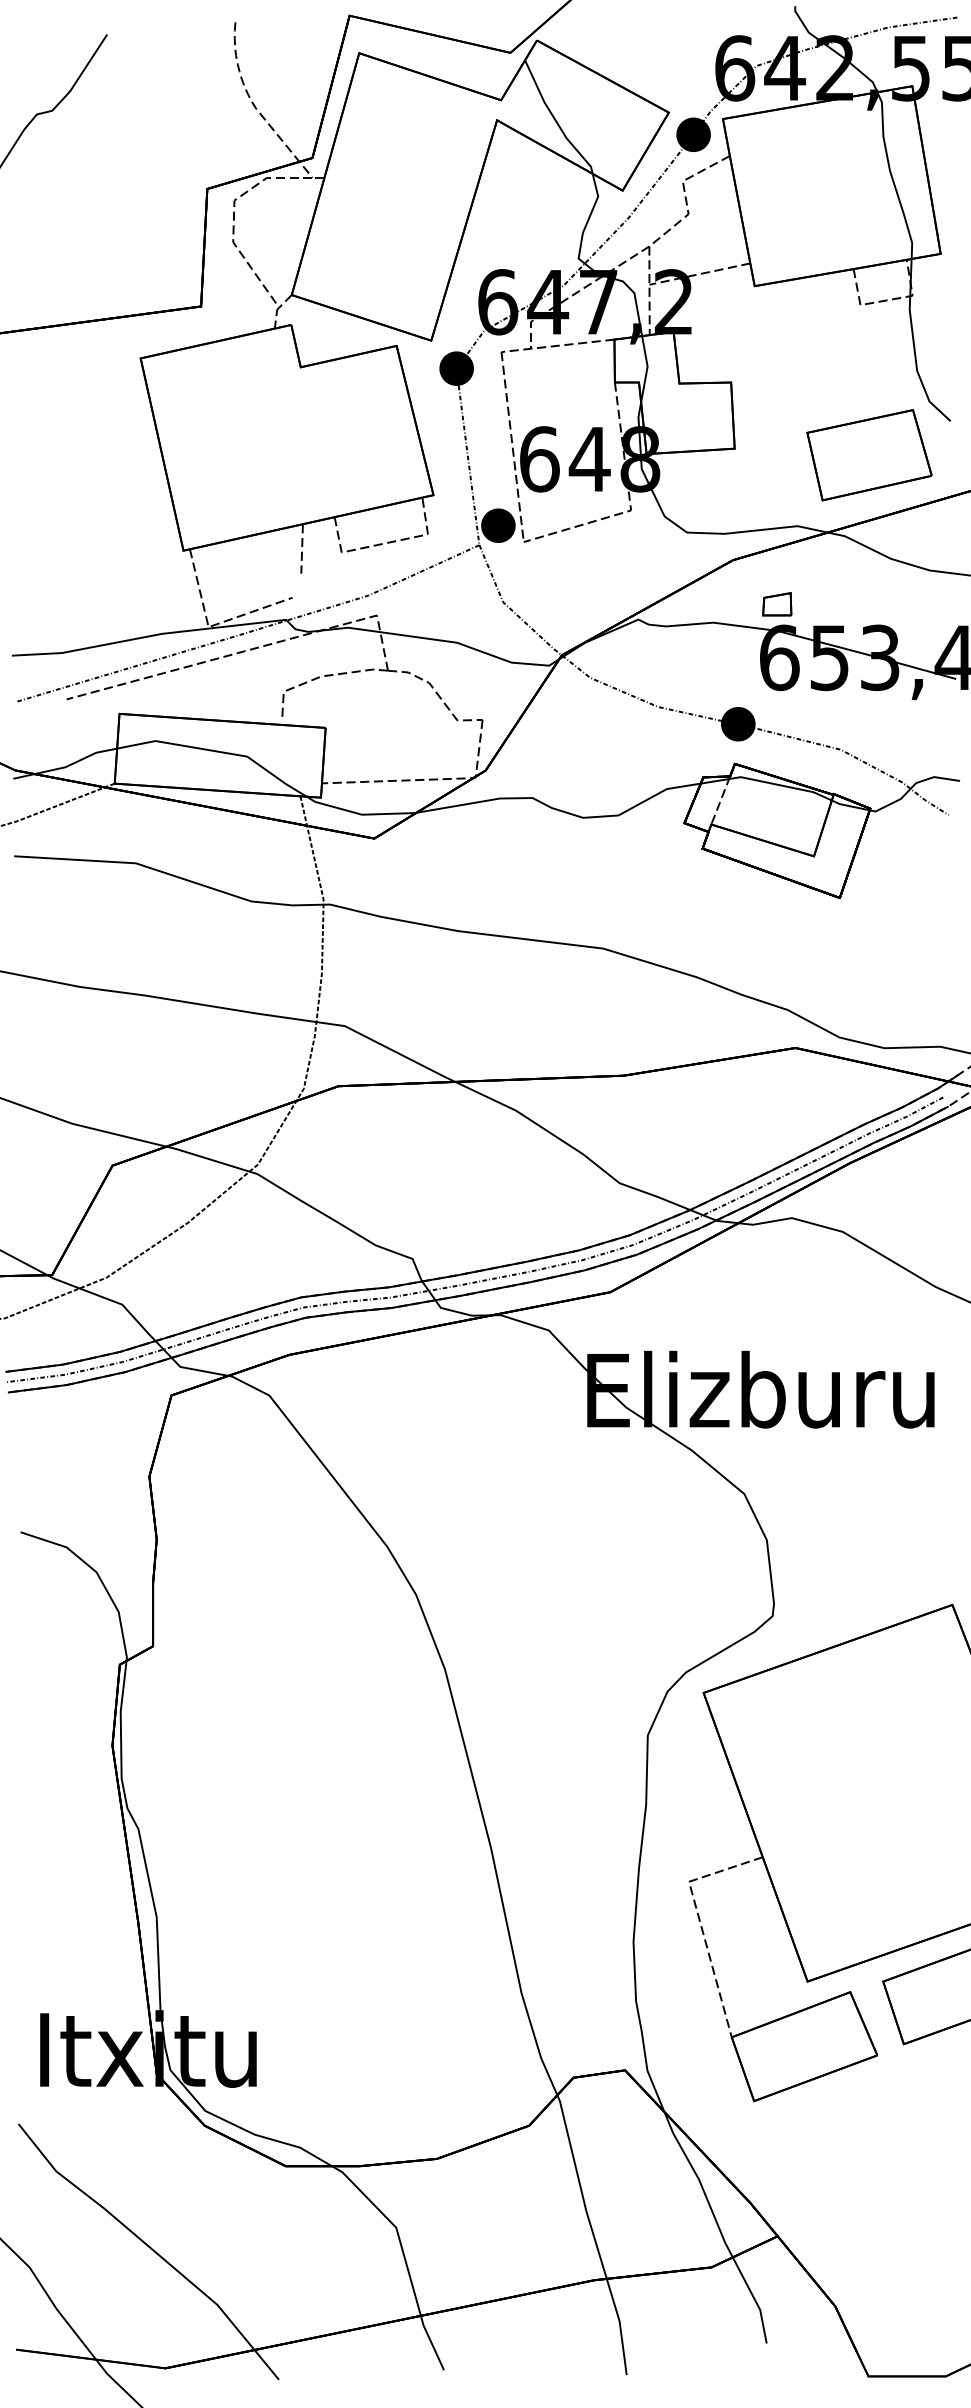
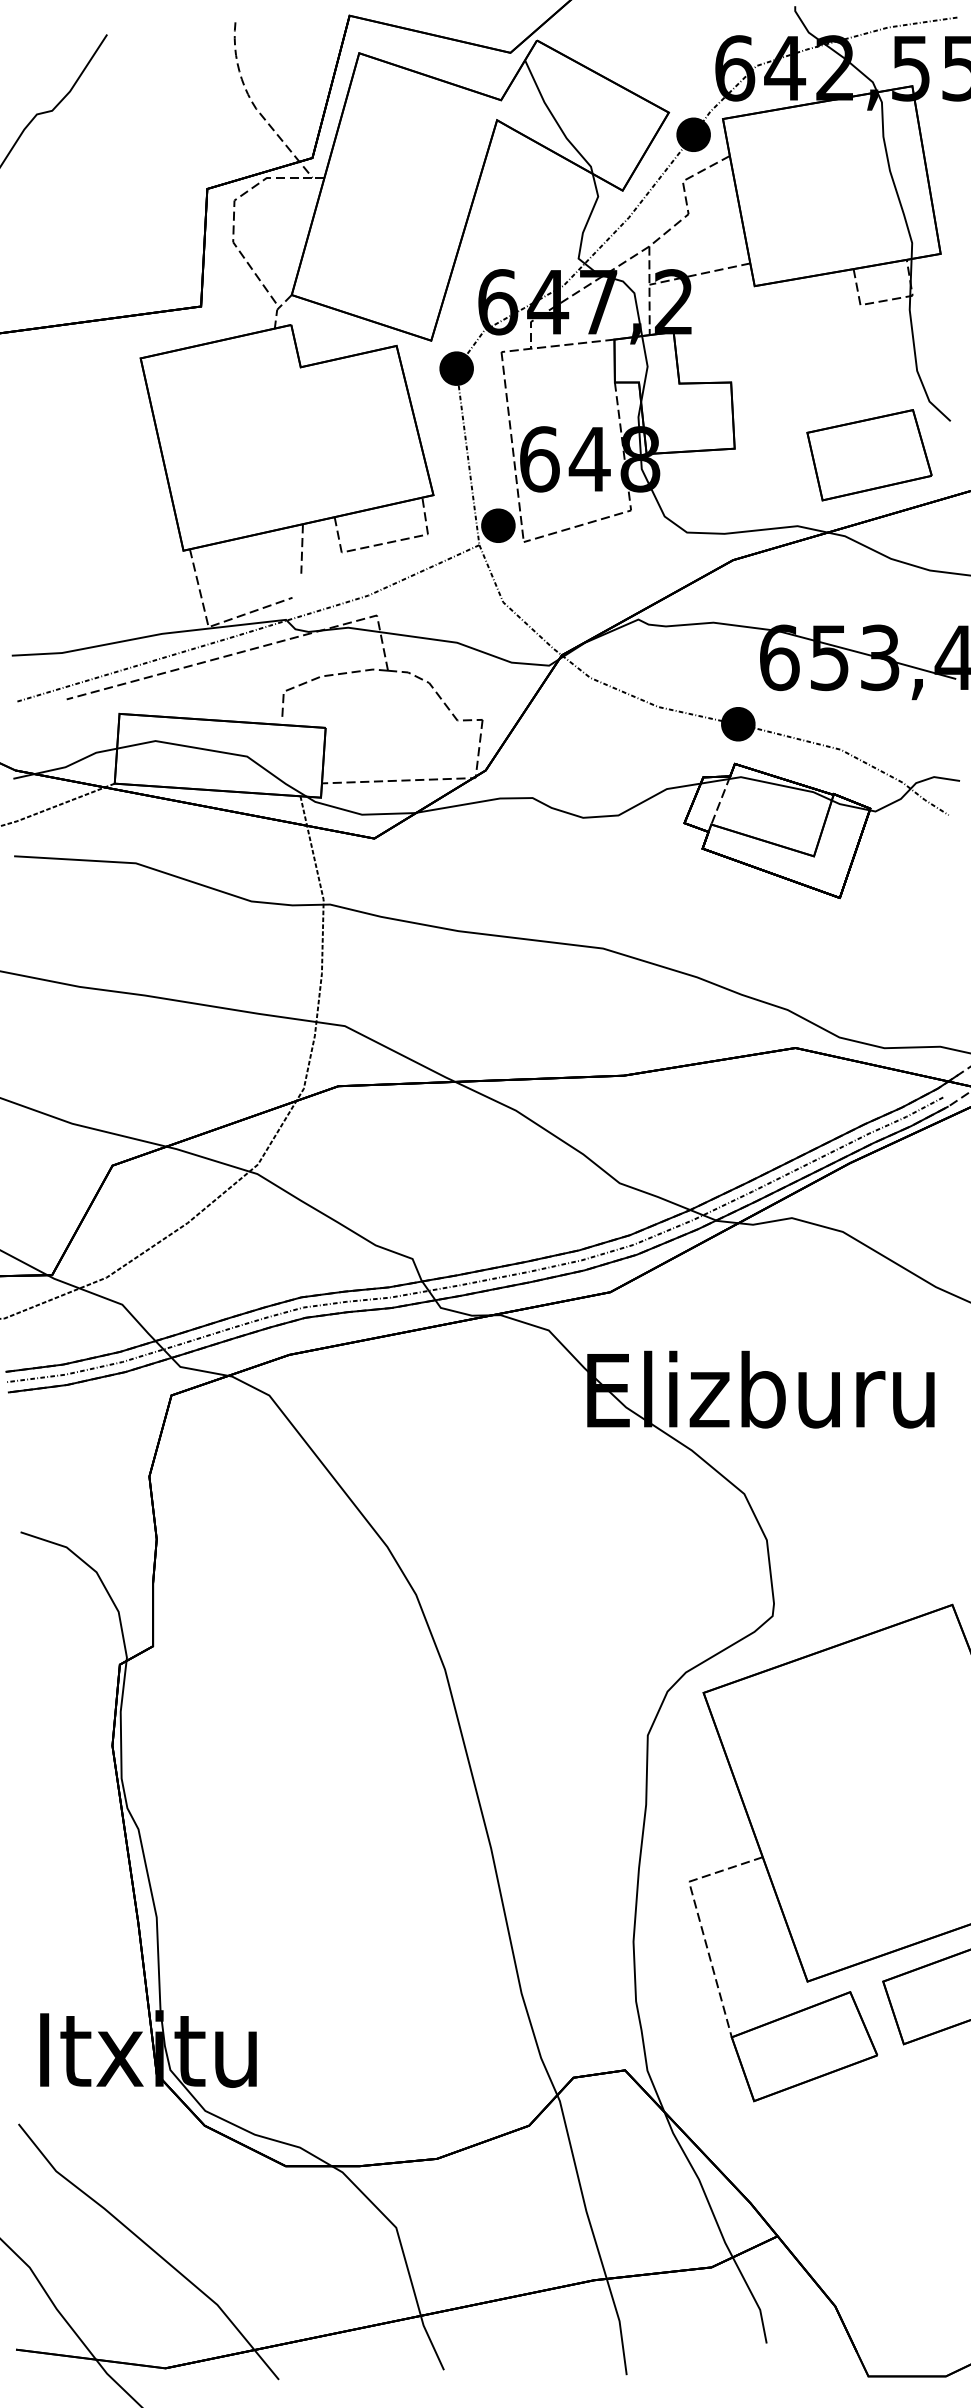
part: present -> none (777, 604)
